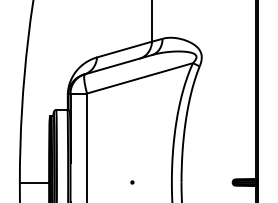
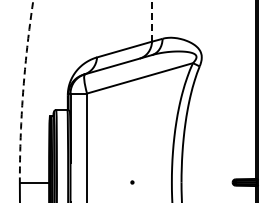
line: solid -> dashed (152, 20)
arc: solid -> dashed (23, 91)
